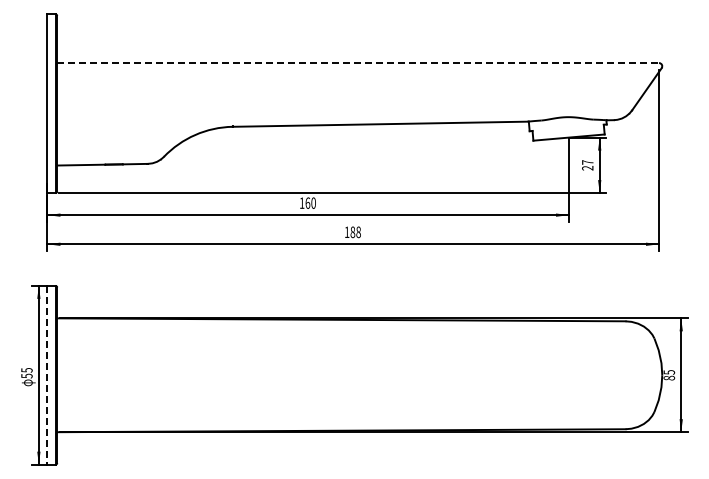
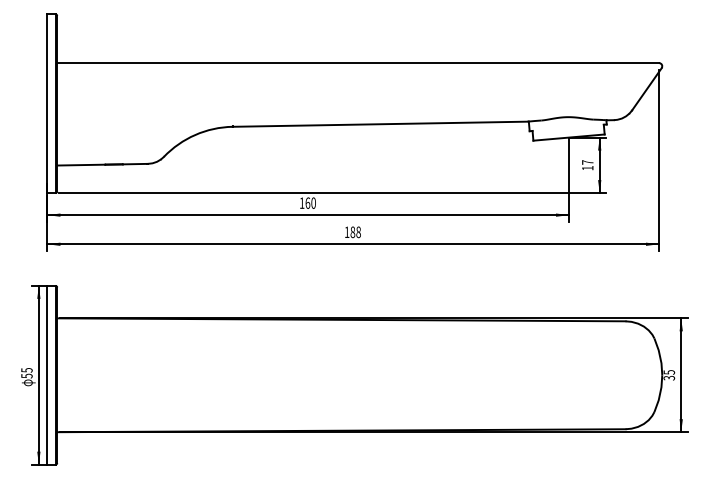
line: dashed -> solid (358, 63)
text: 27 -> 17 (587, 168)
line: dashed -> solid (47, 375)
text: 85 -> 35 (668, 377)
